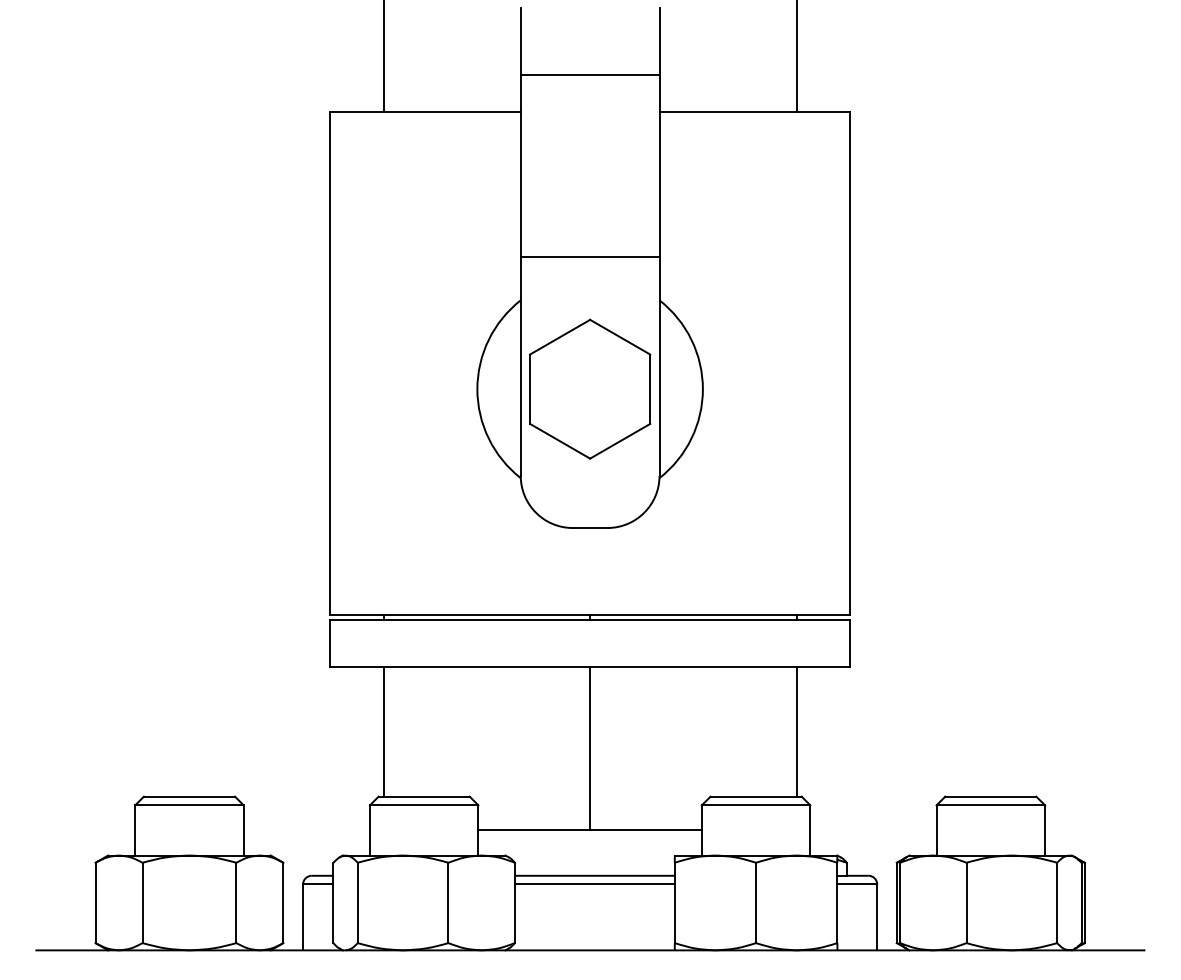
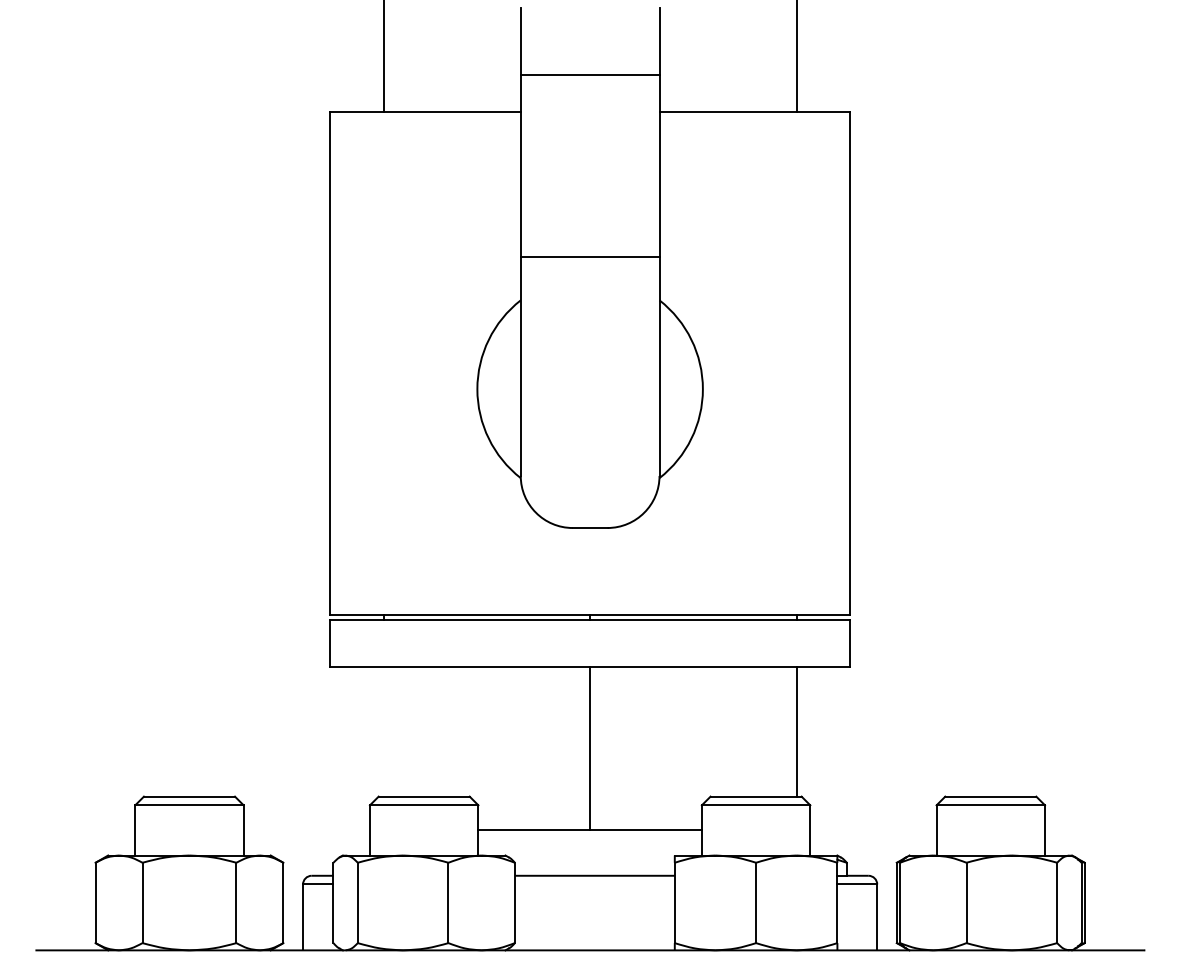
part: present -> none (590, 388)
line: present -> none (383, 731)
line: present -> none (594, 884)
